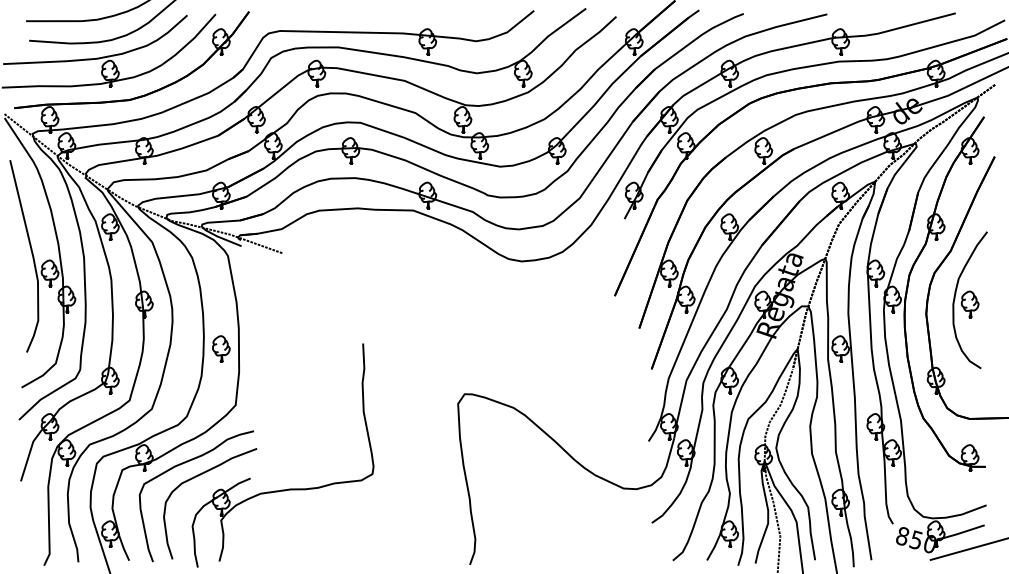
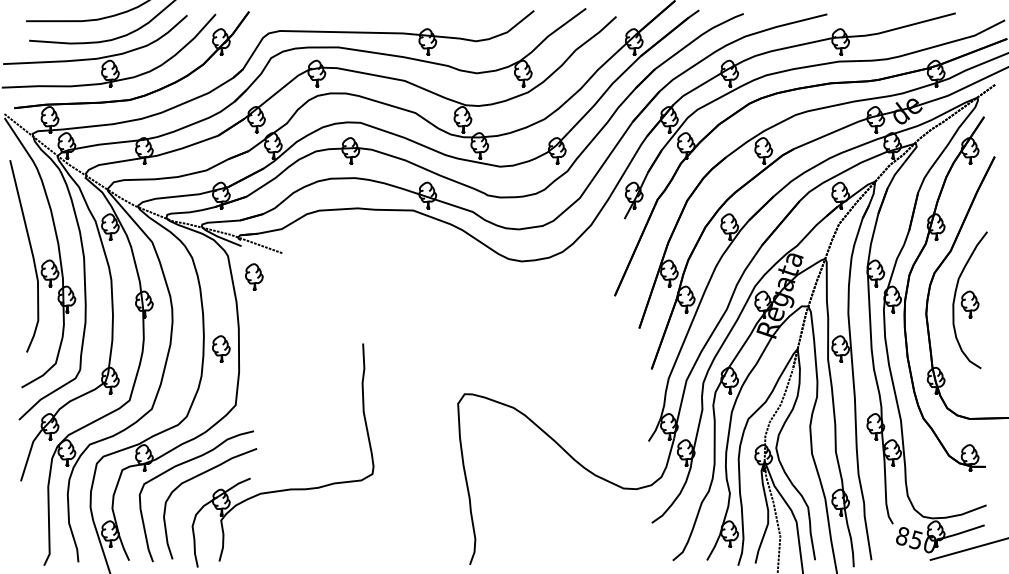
part: none -> present (254, 276)
